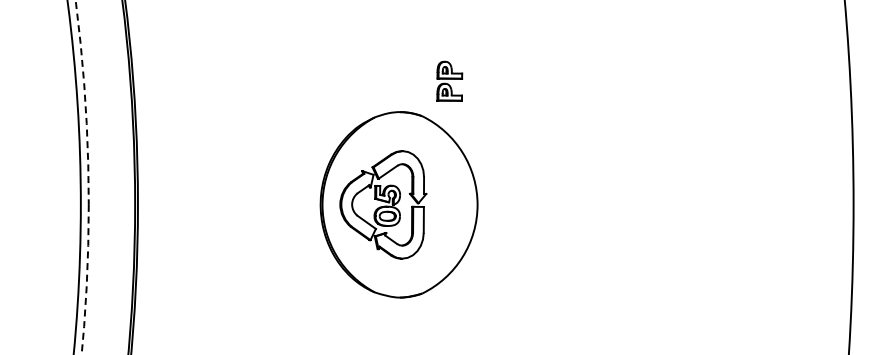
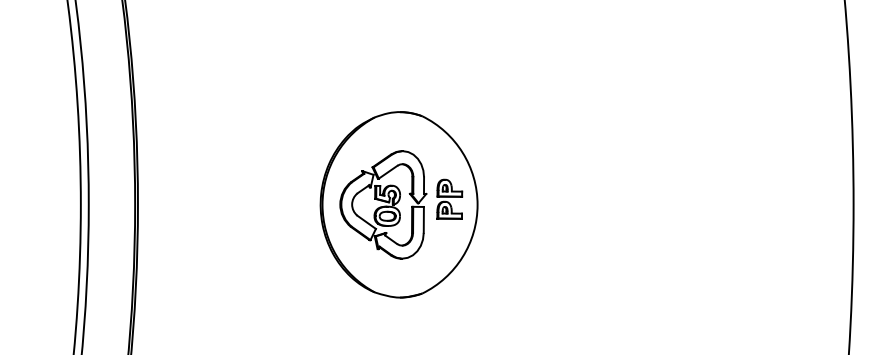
part position: (449, 80) -> (449, 198) (449, 198)
circle: dashed -> solid (81, 177)
